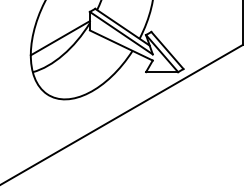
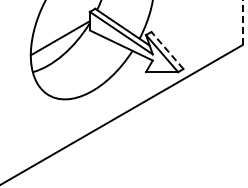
line: solid -> dashed (242, 23)
line: solid -> dashed (167, 50)
